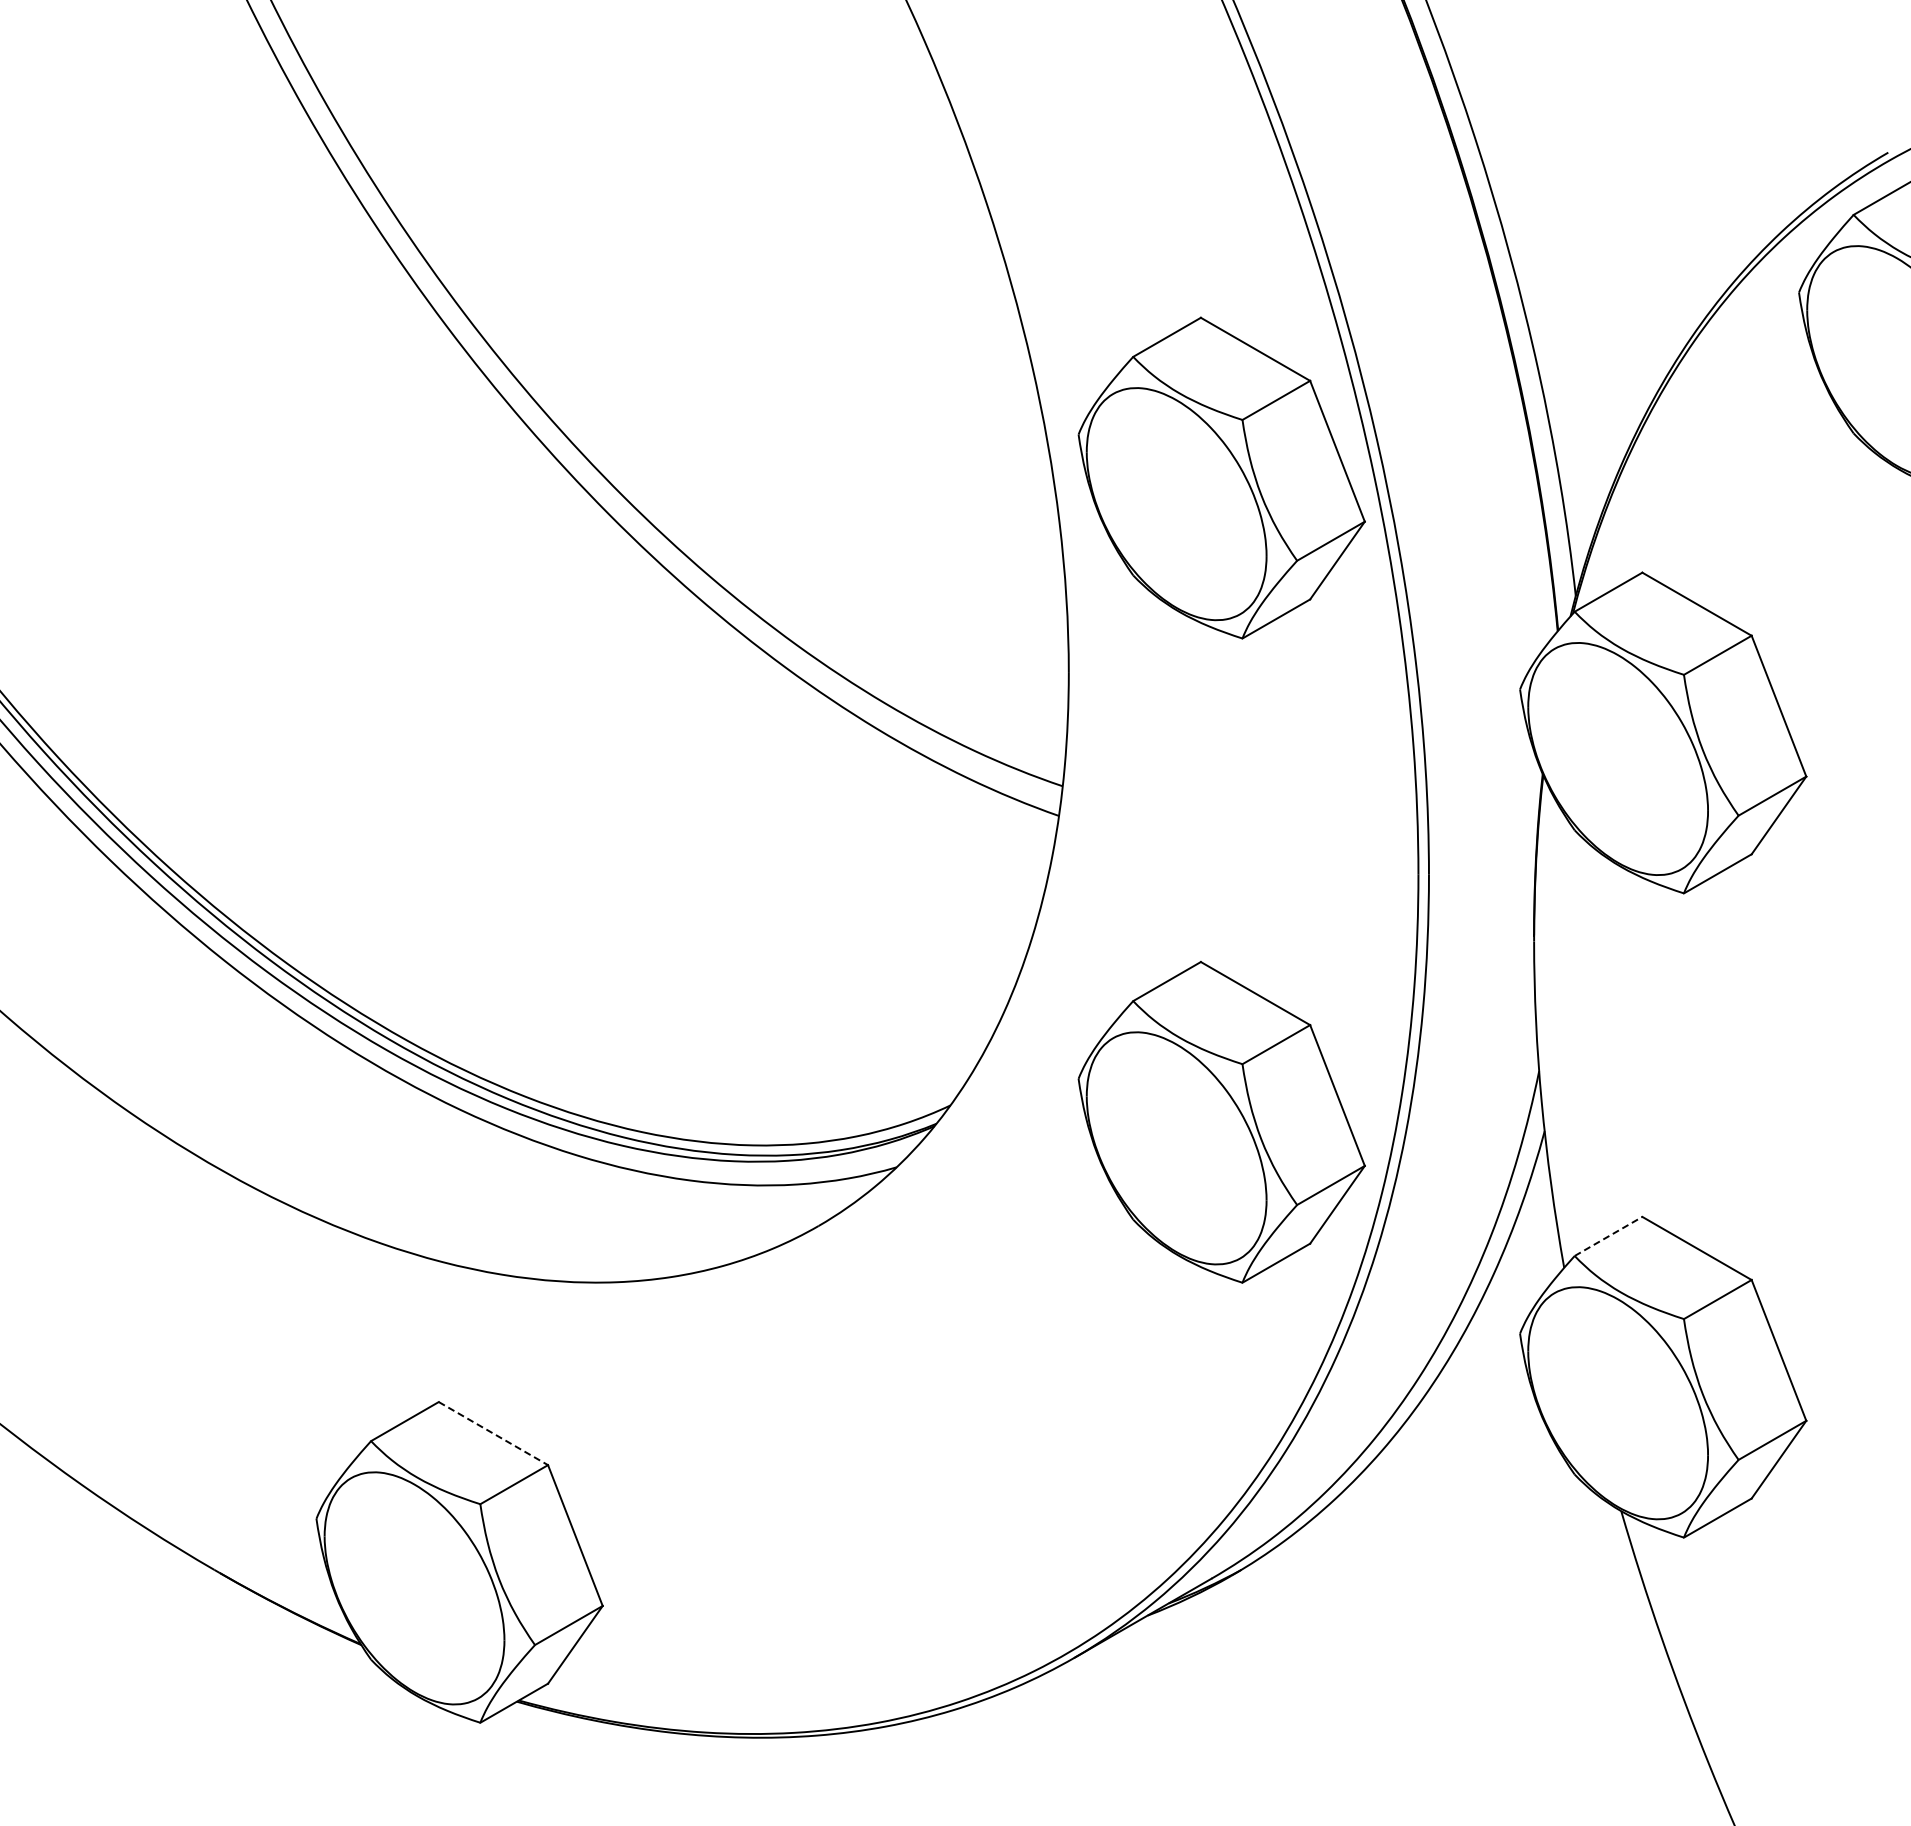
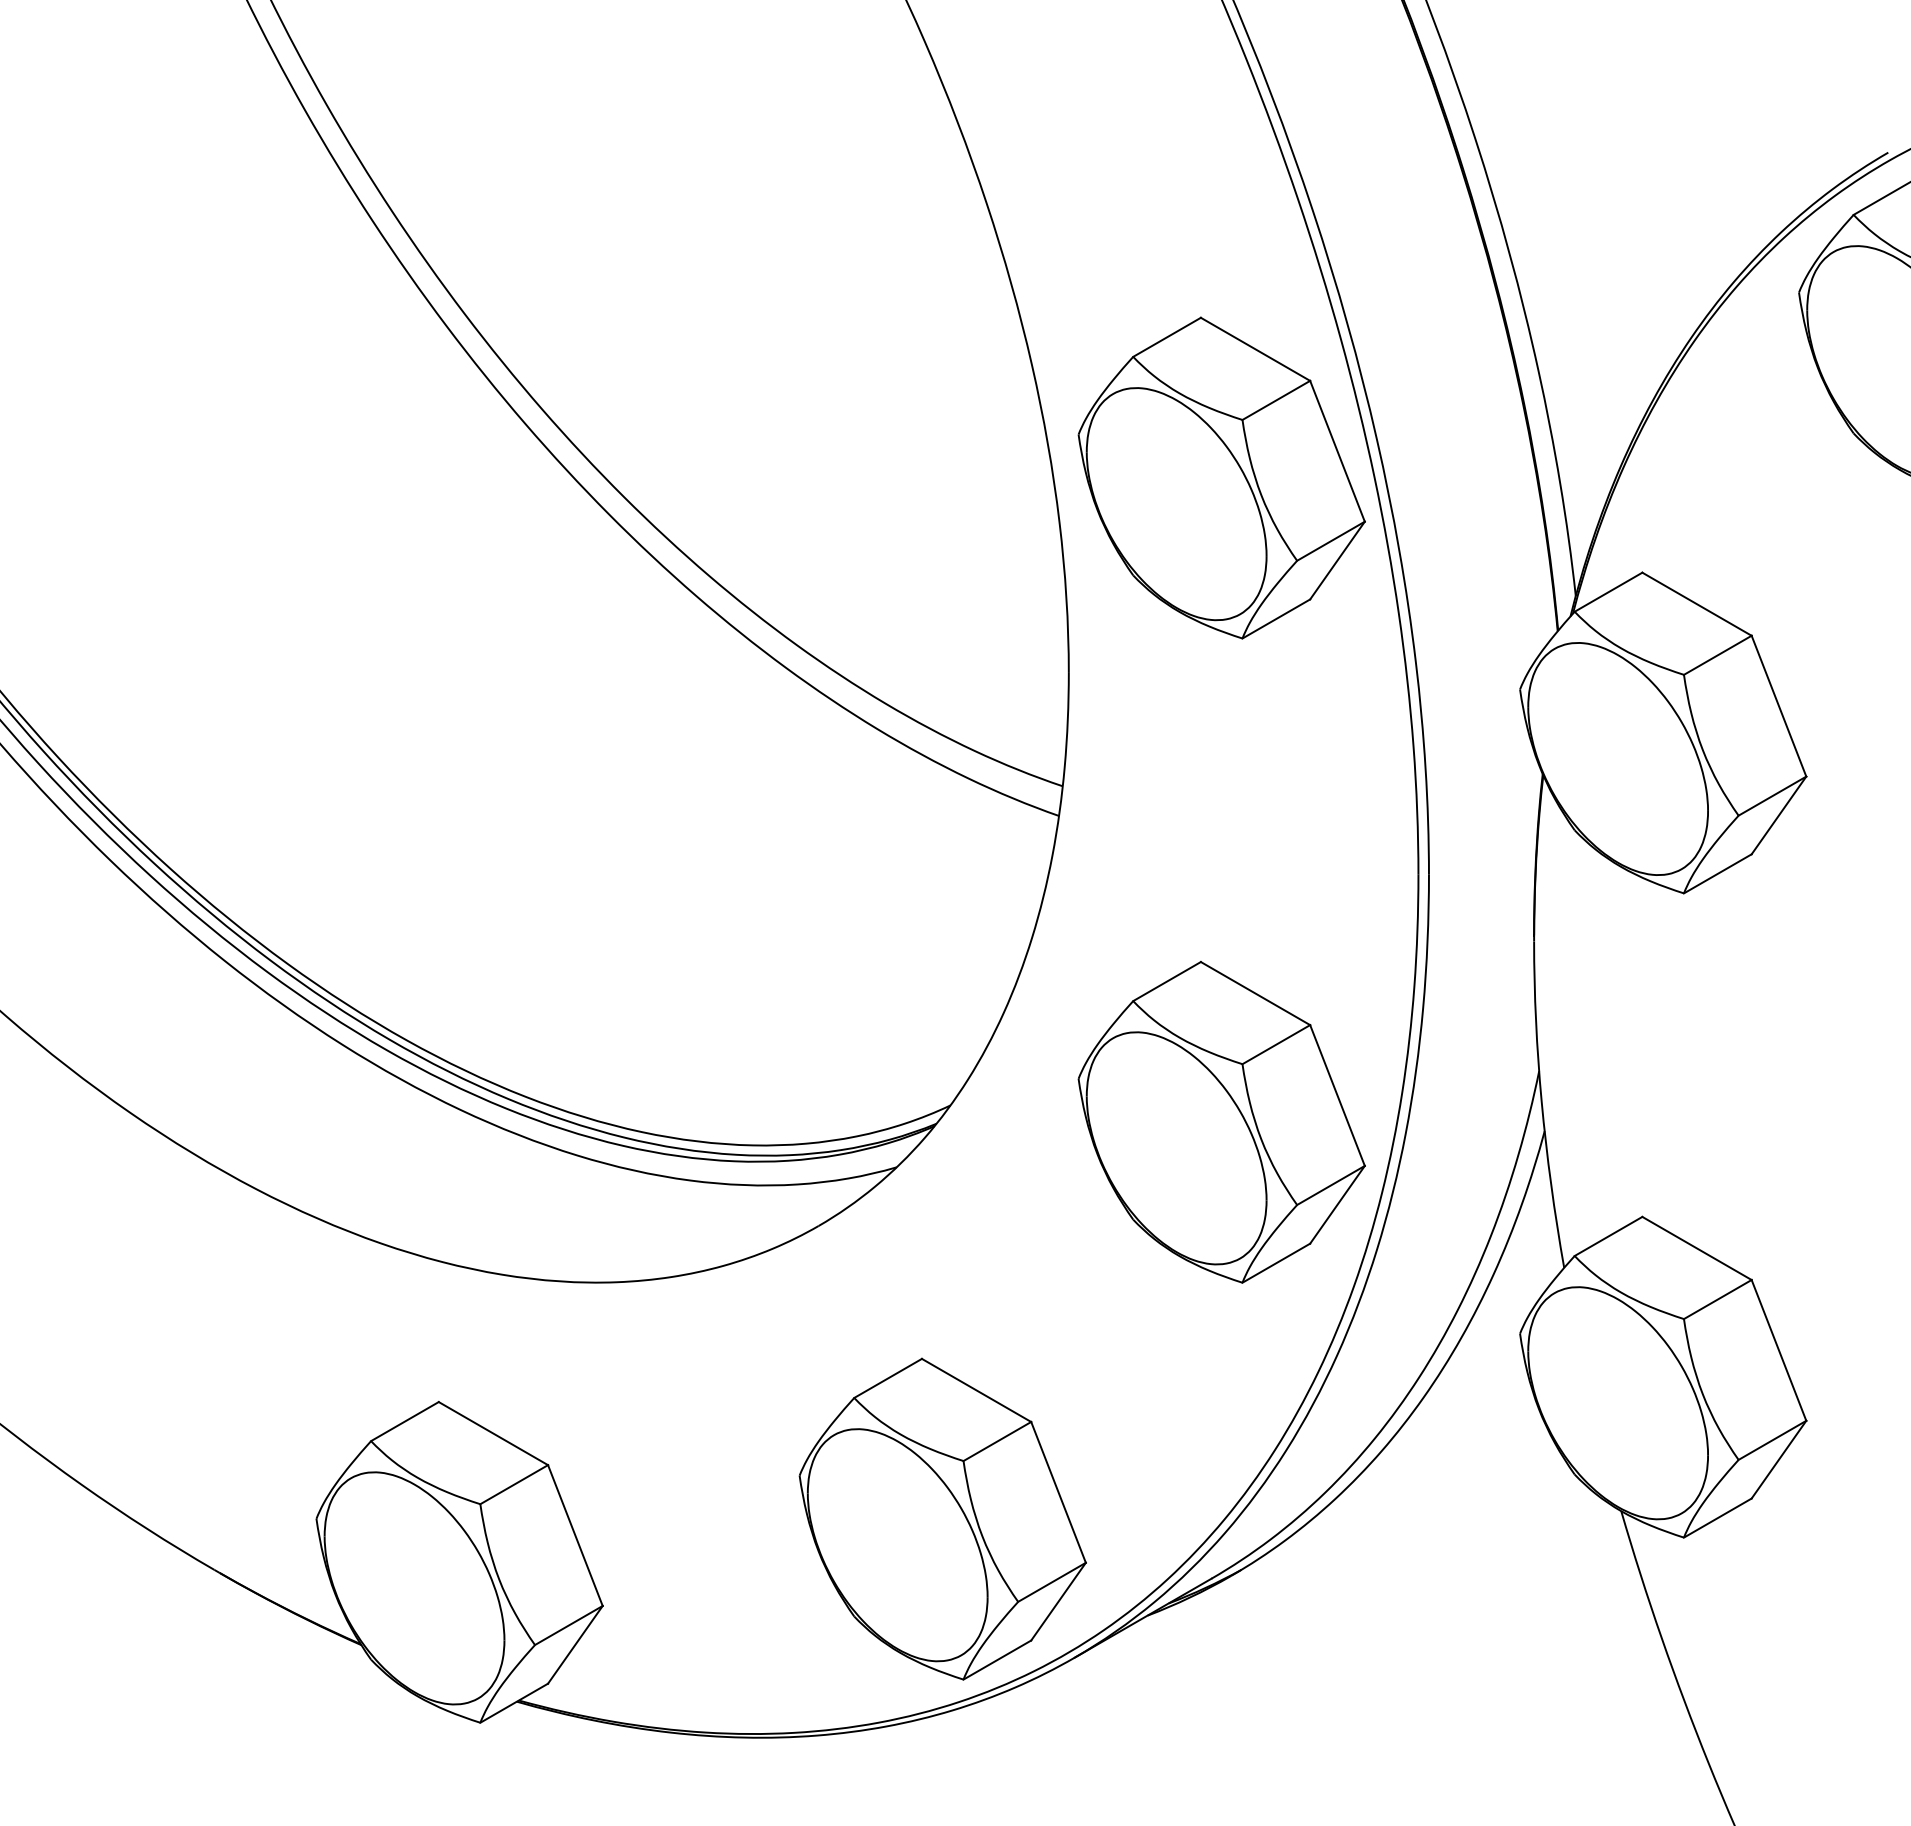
line: dashed -> solid (1608, 1236)
line: dashed -> solid (493, 1433)
part: none -> present (942, 1518)
